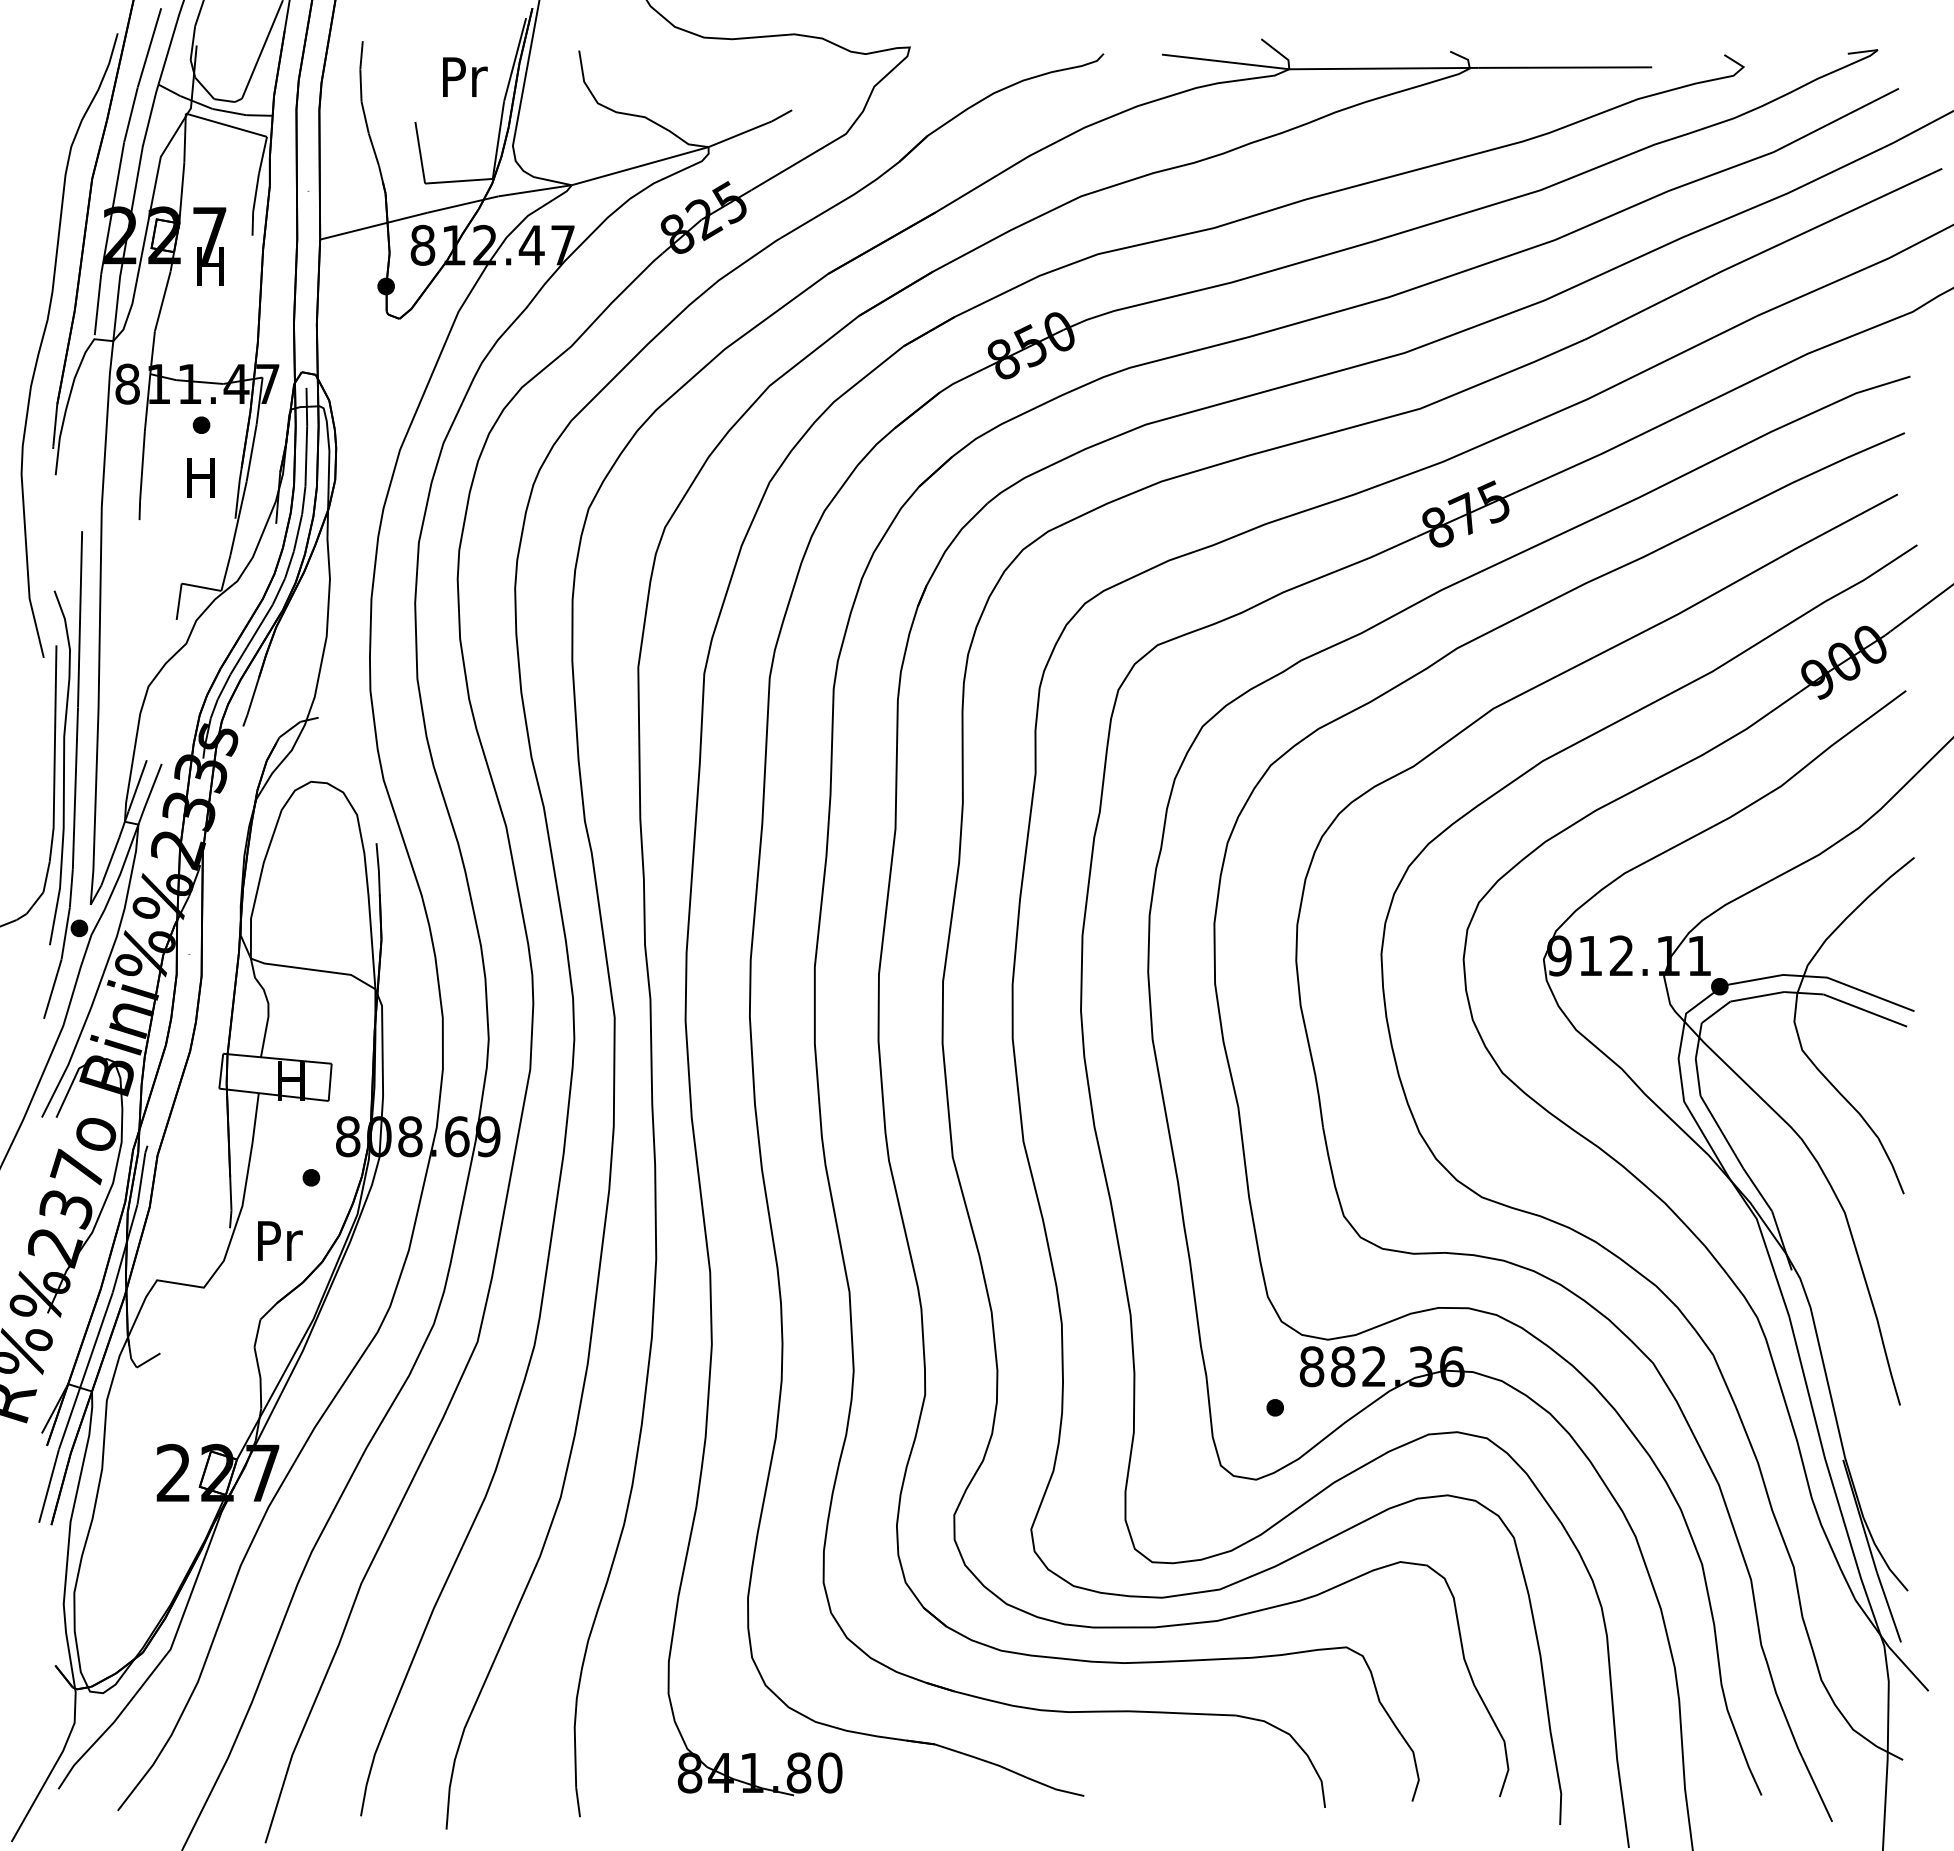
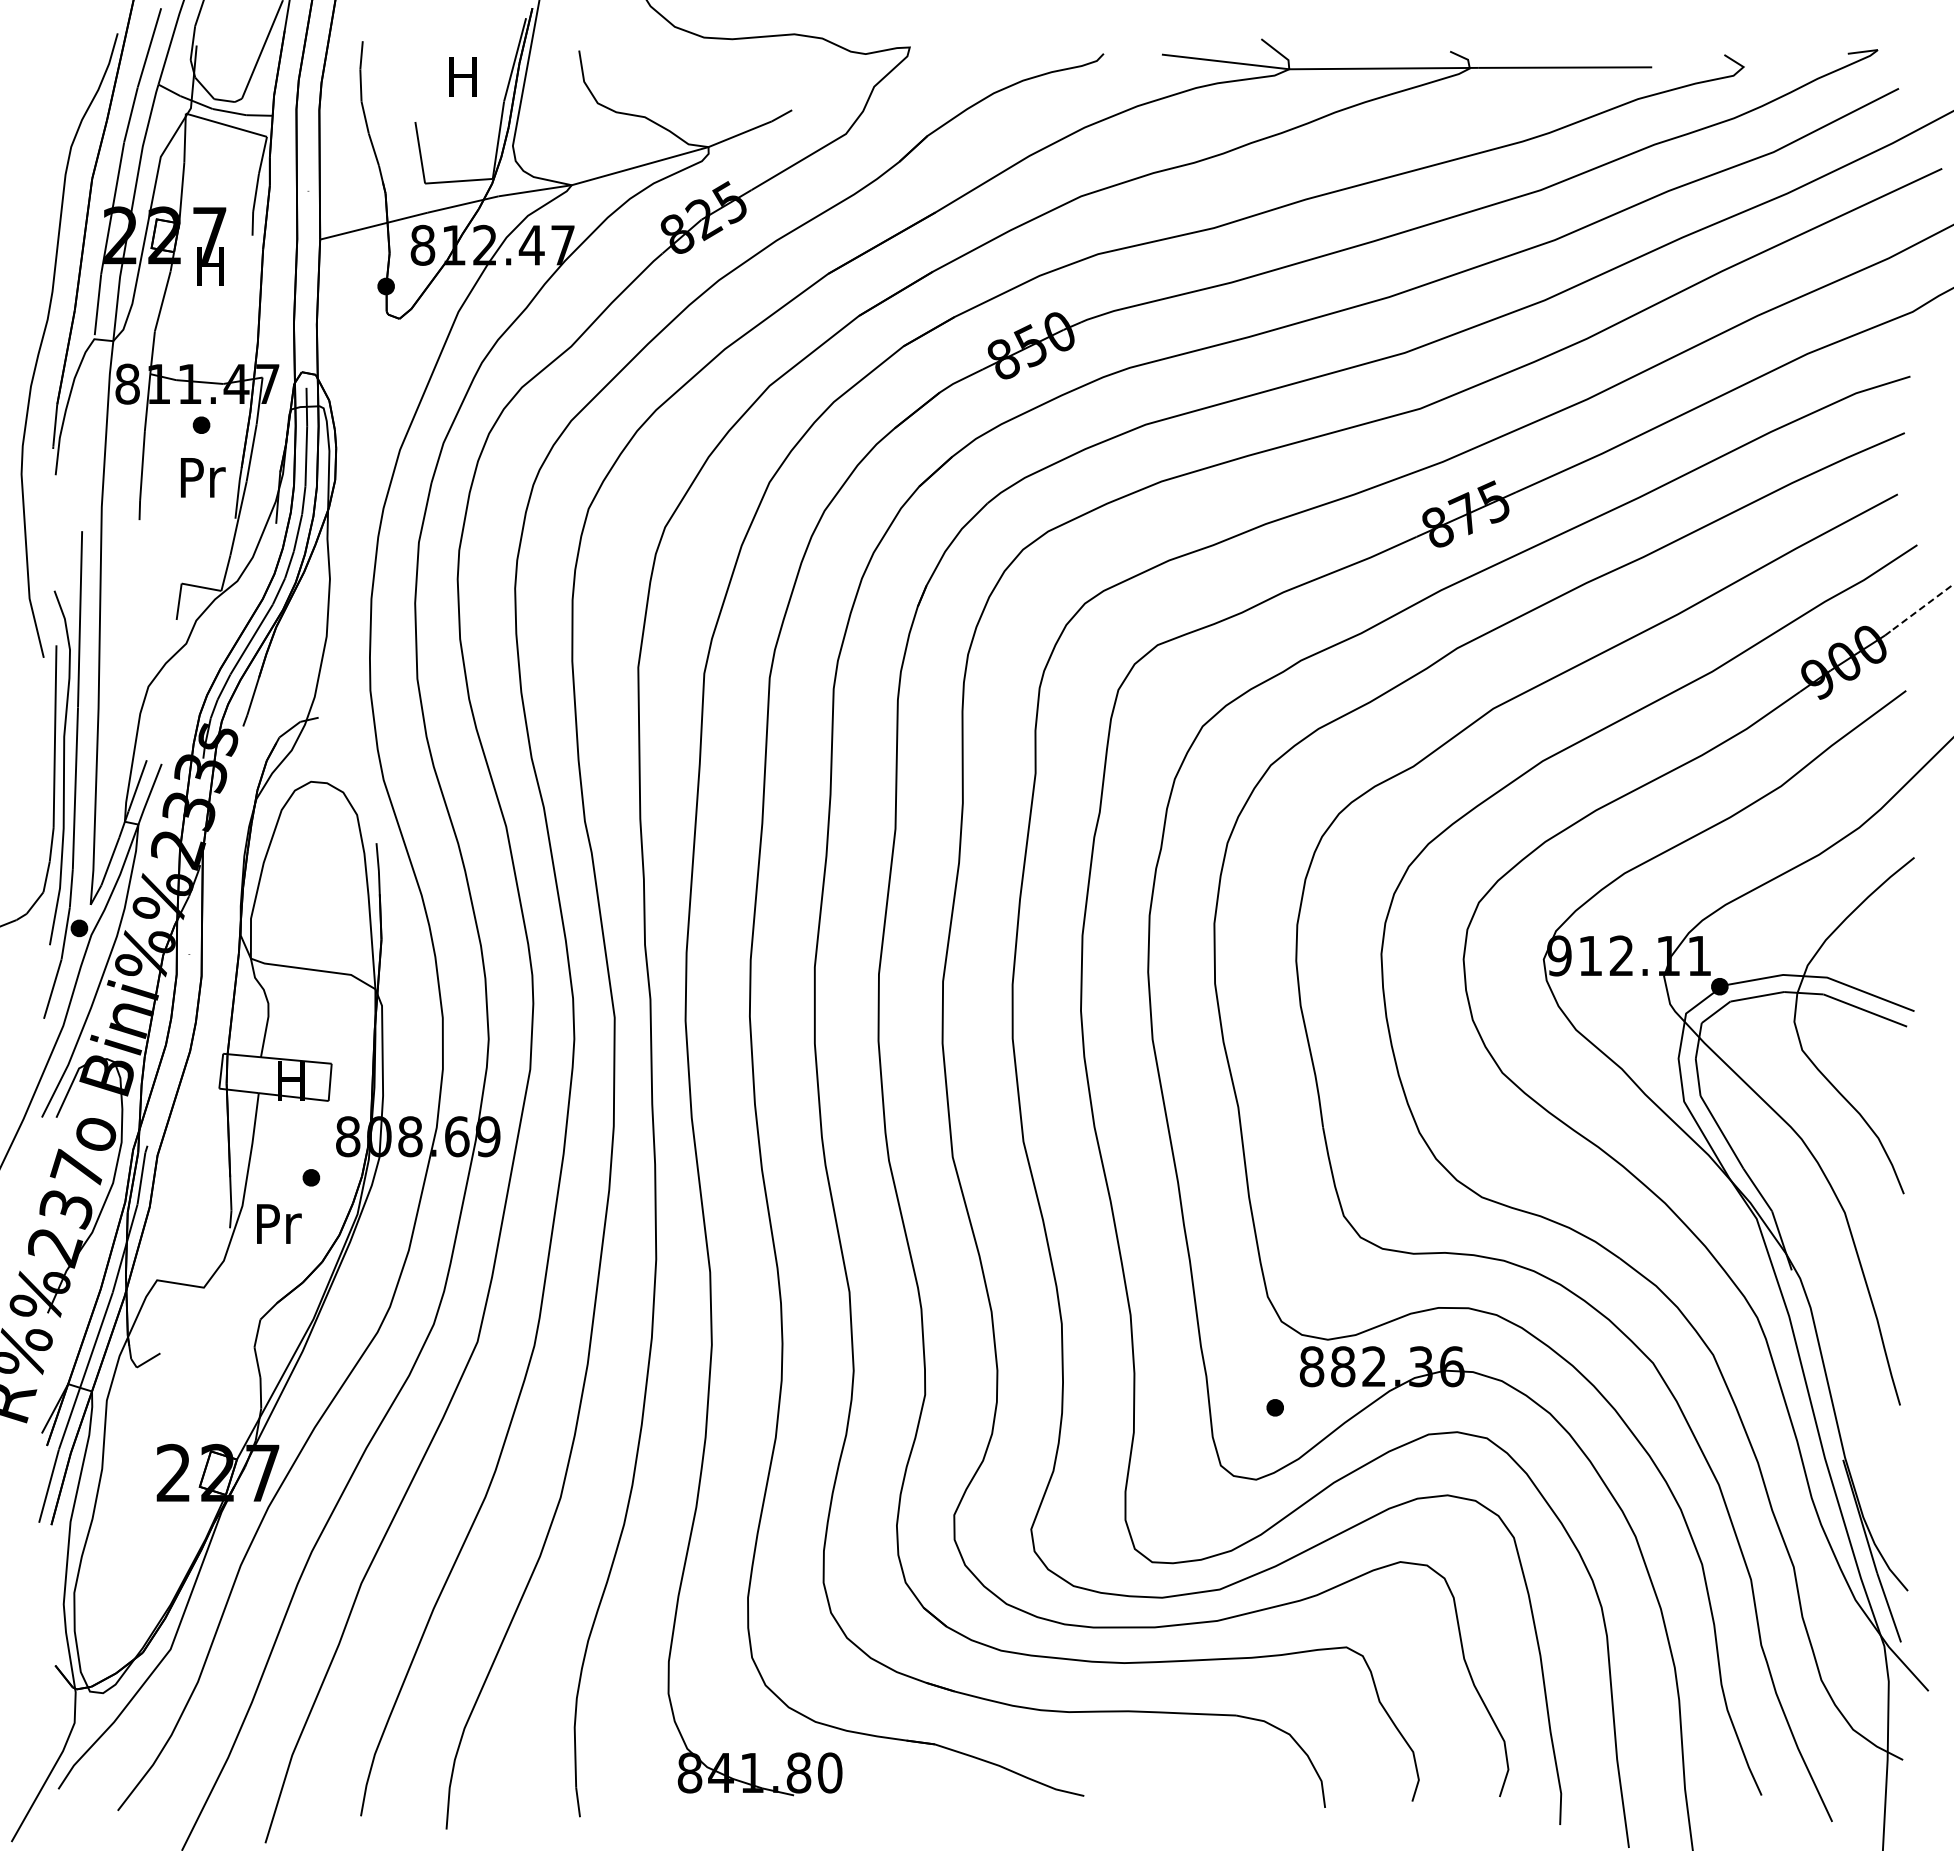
text: Pr -> H (465, 76)
text: H -> Pr (202, 477)
line: solid -> dashed (1921, 608)
text position: (280, 1240) -> (279, 1223) (279, 1223)
